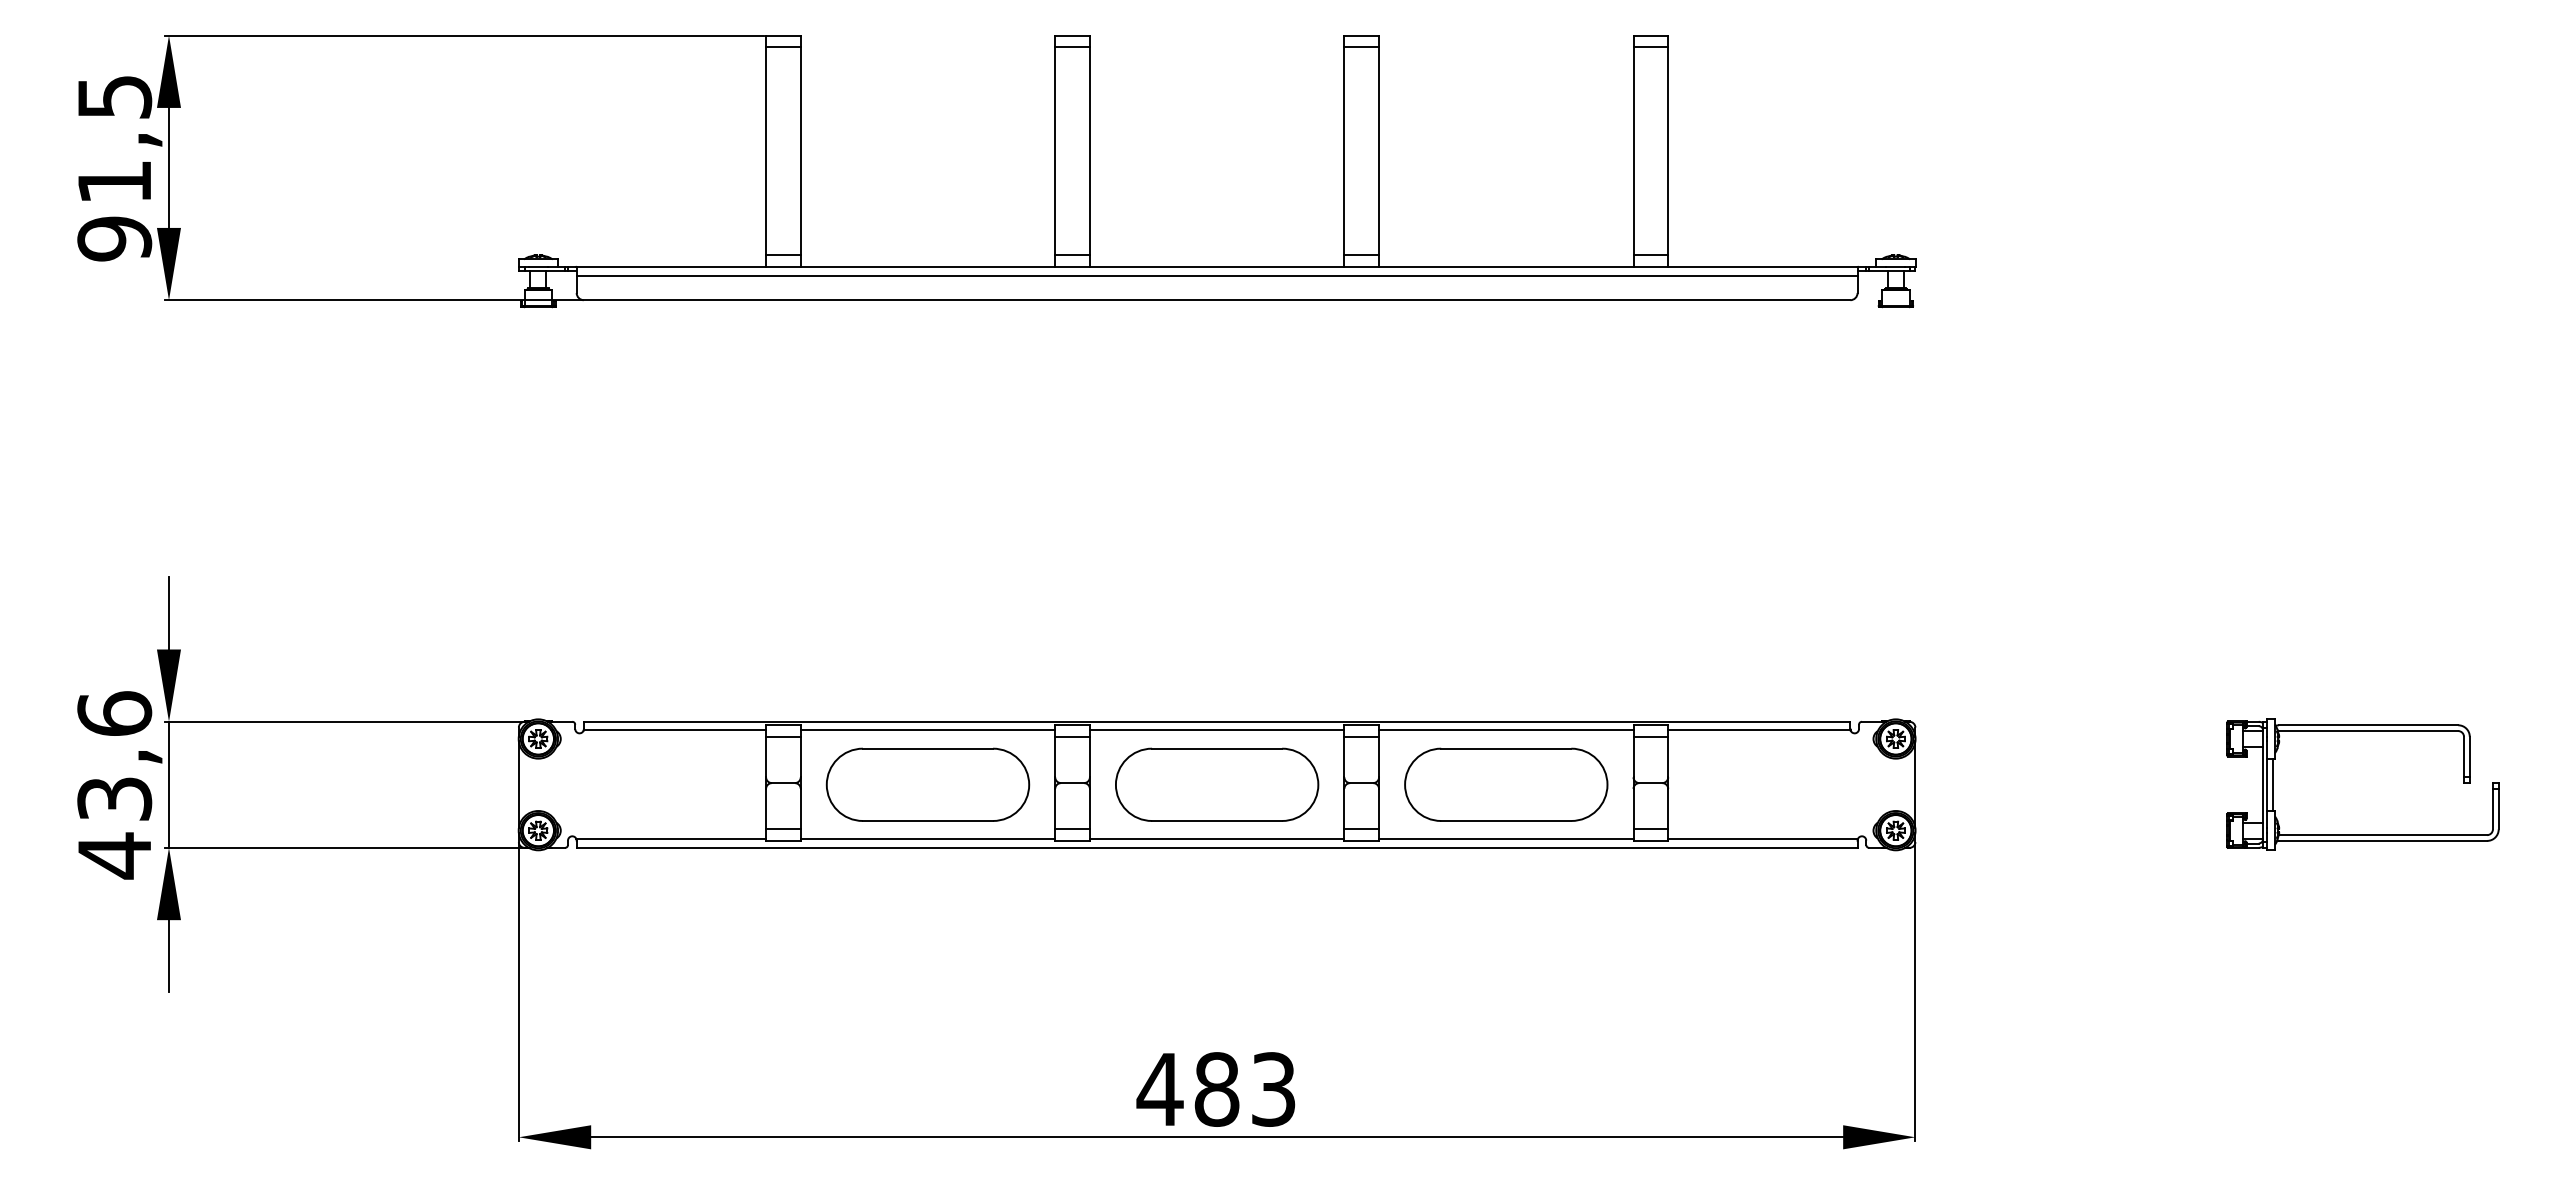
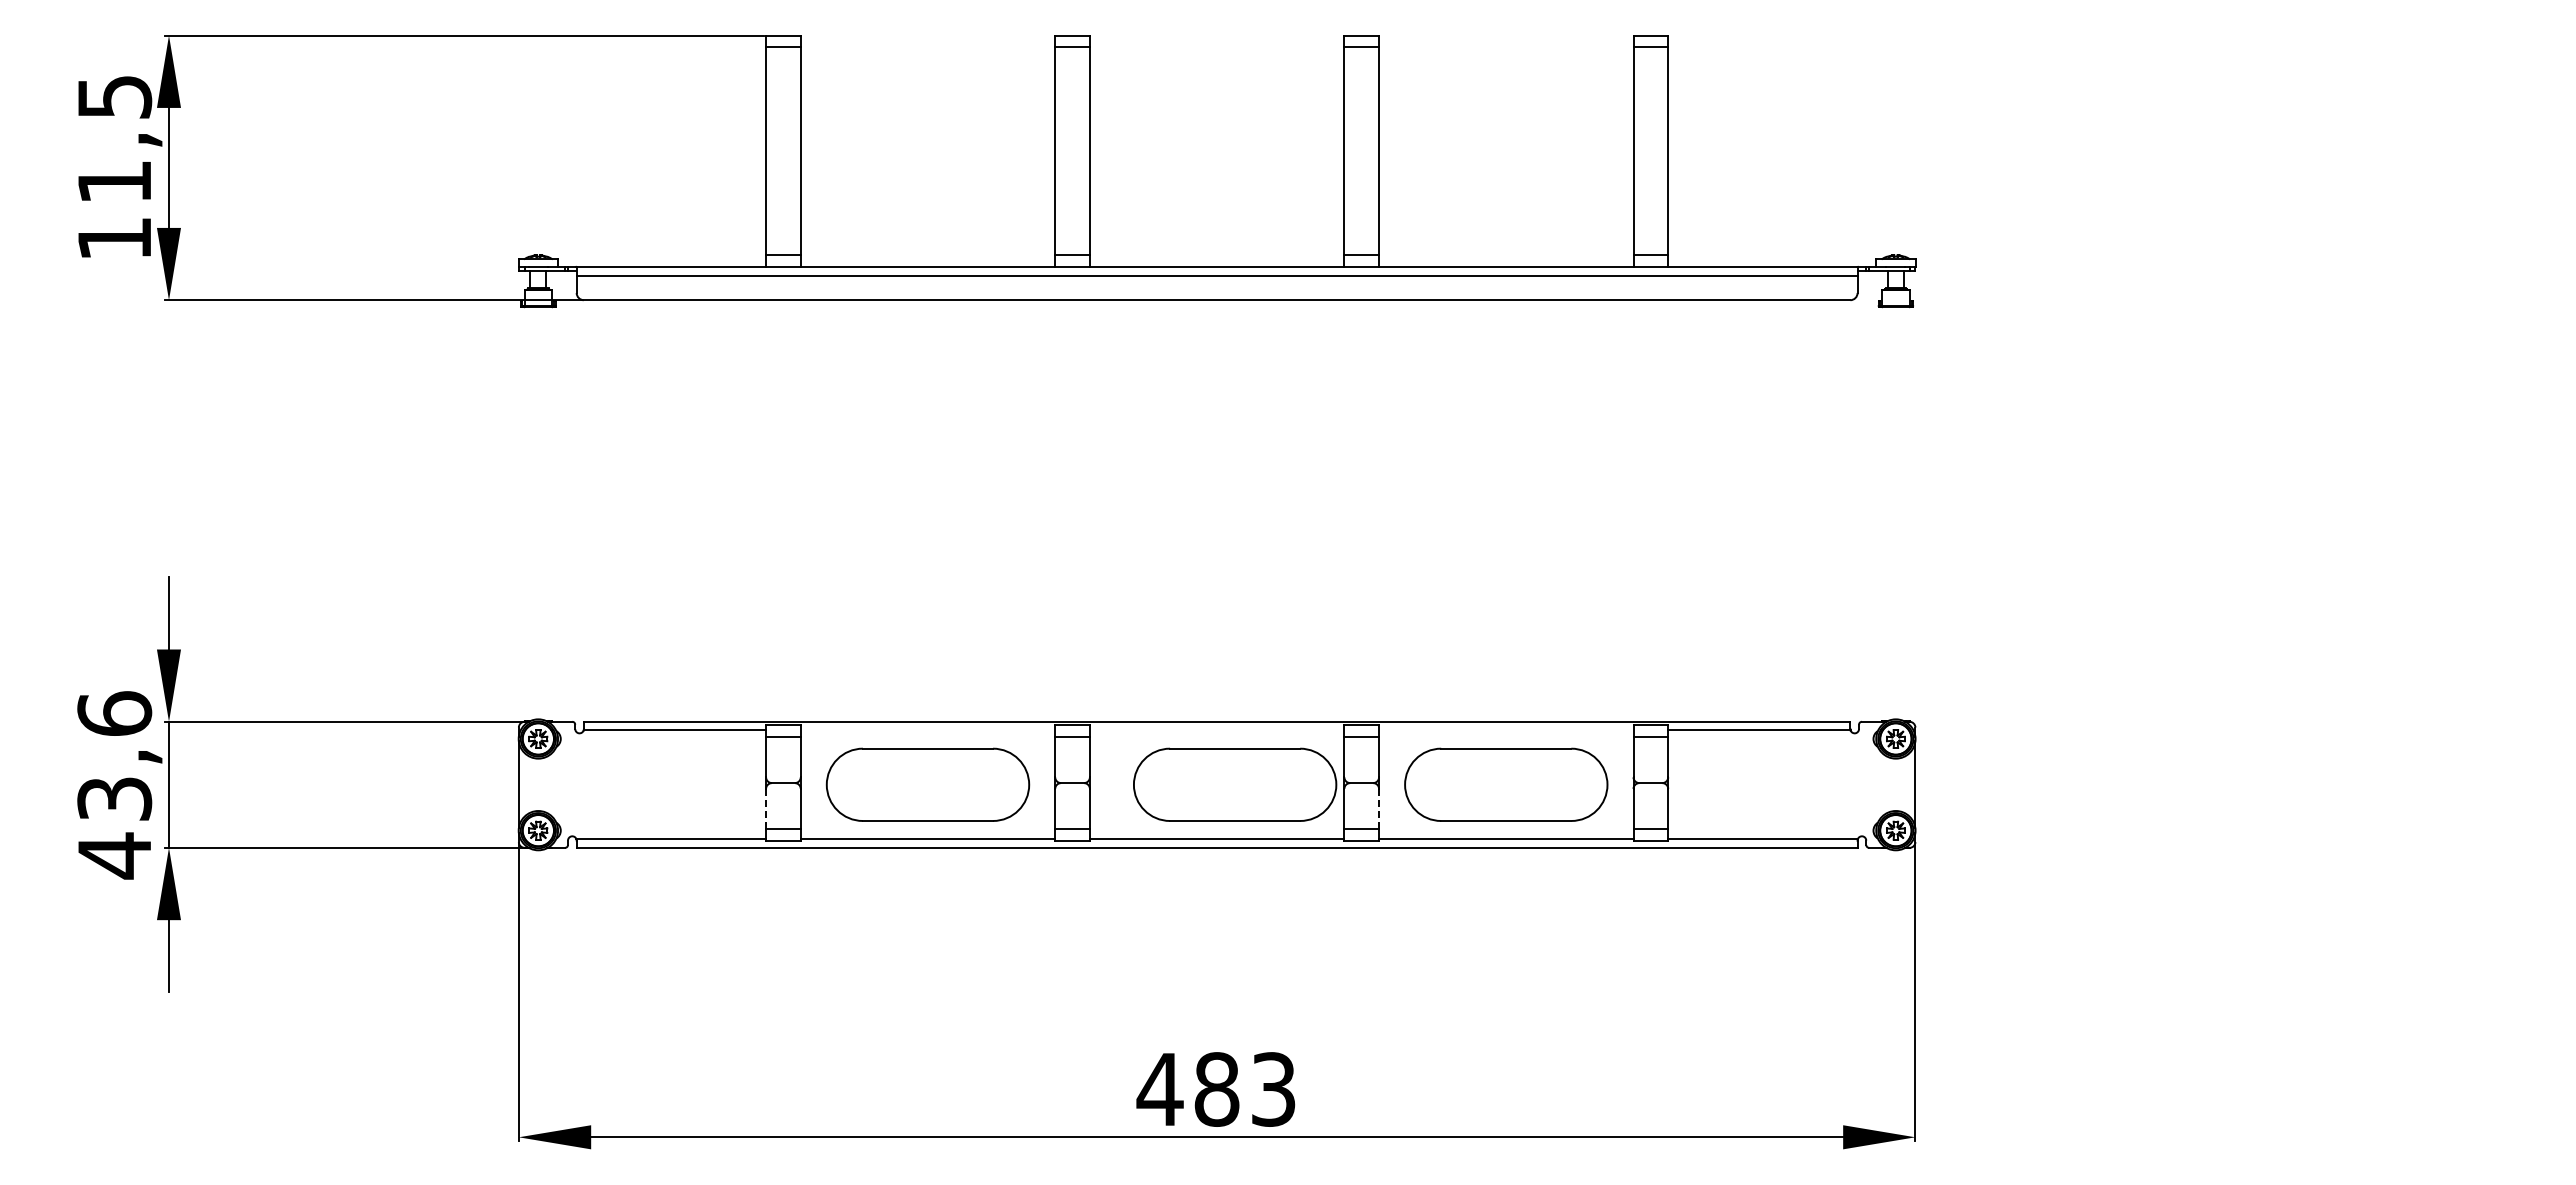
text: 91,5 -> 11,5 (114, 238)
line: present -> none (927, 730)
line: present -> none (1216, 730)
line: present -> none (1506, 730)
part position: (1217, 784) -> (1235, 784) (1235, 784)
line: solid -> dashed (766, 808)
line: solid -> dashed (1379, 809)
part: present -> none (2362, 834)
